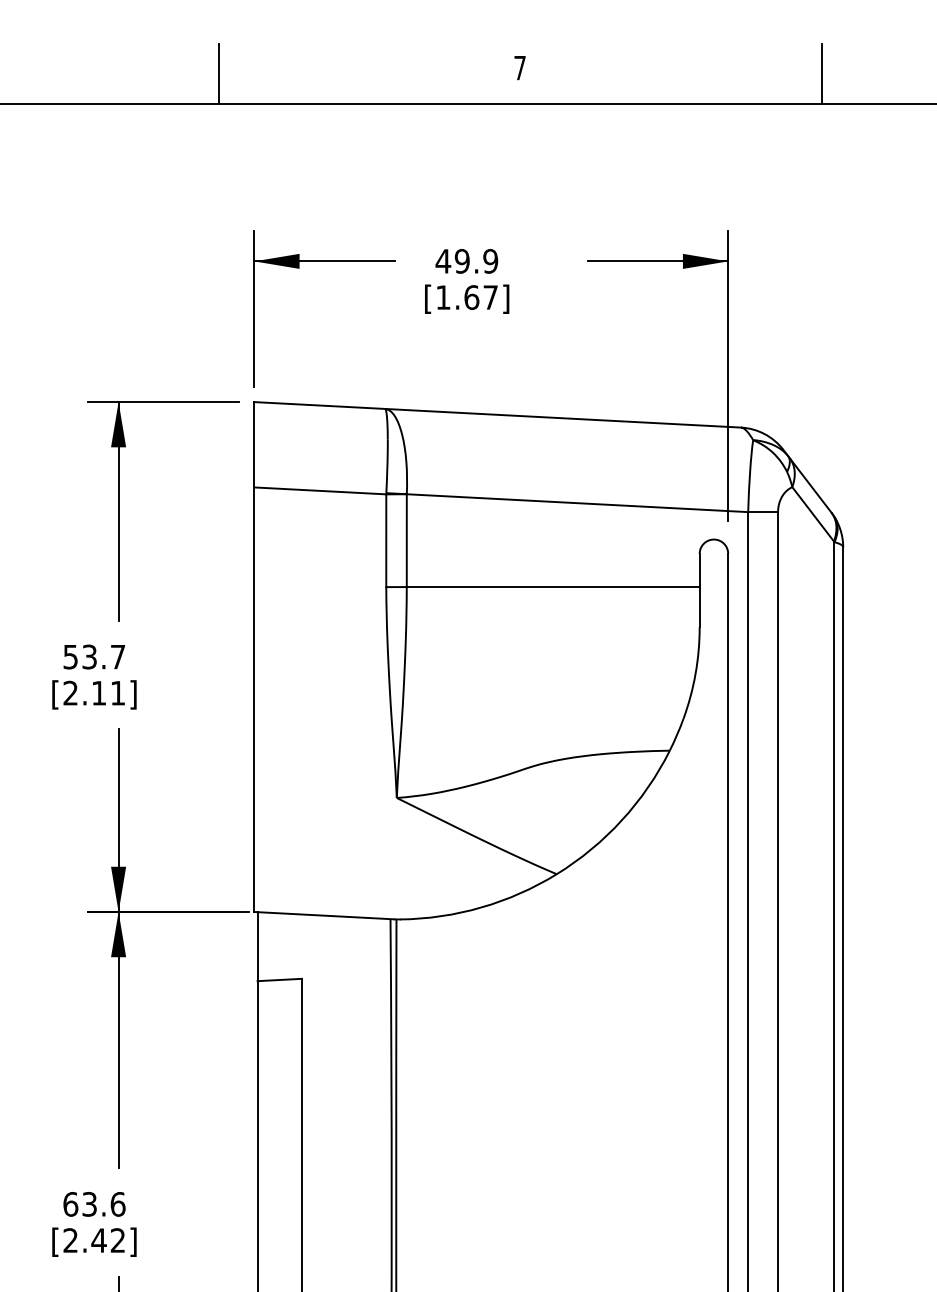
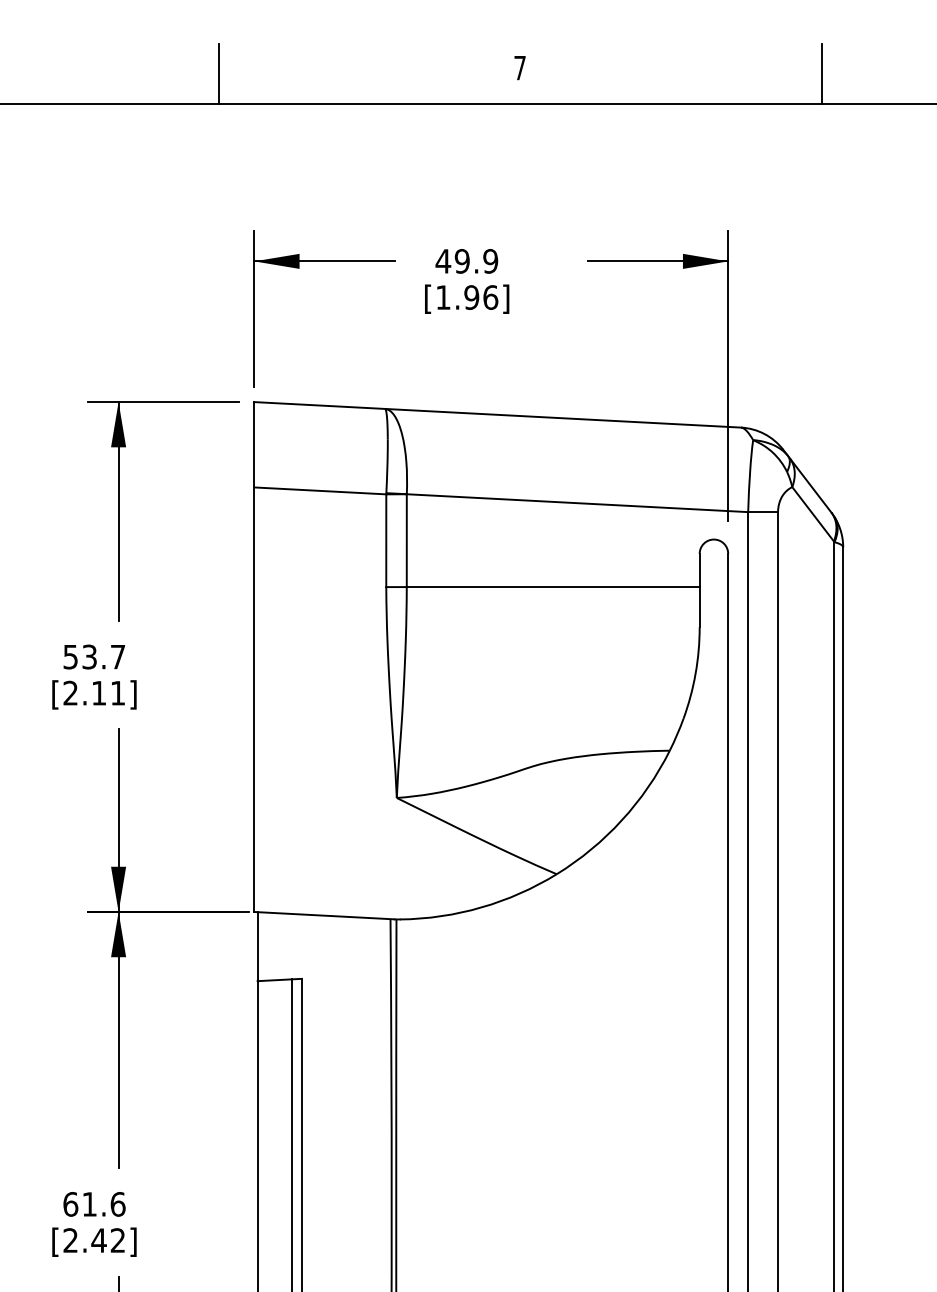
text: [1.67] -> [1.96] (481, 297)
line: none -> present (291, 1133)
text: 63.6 -> 61.6 (89, 1204)
